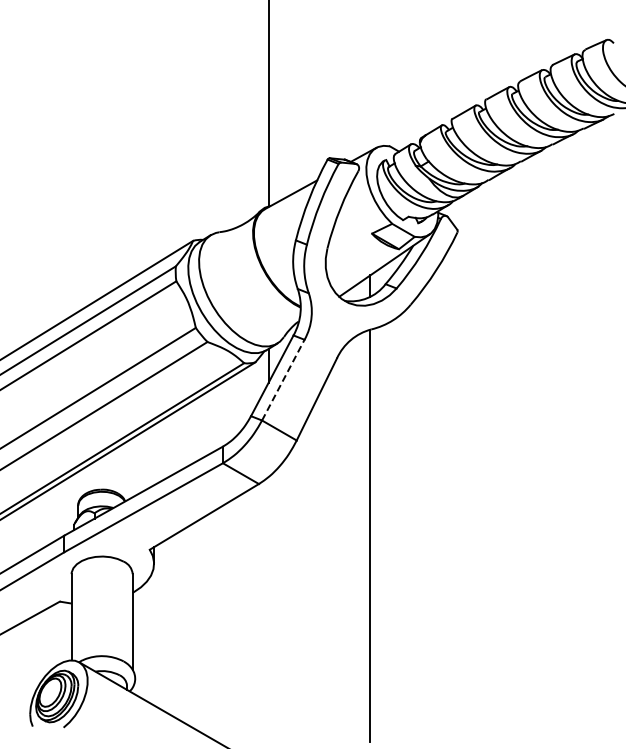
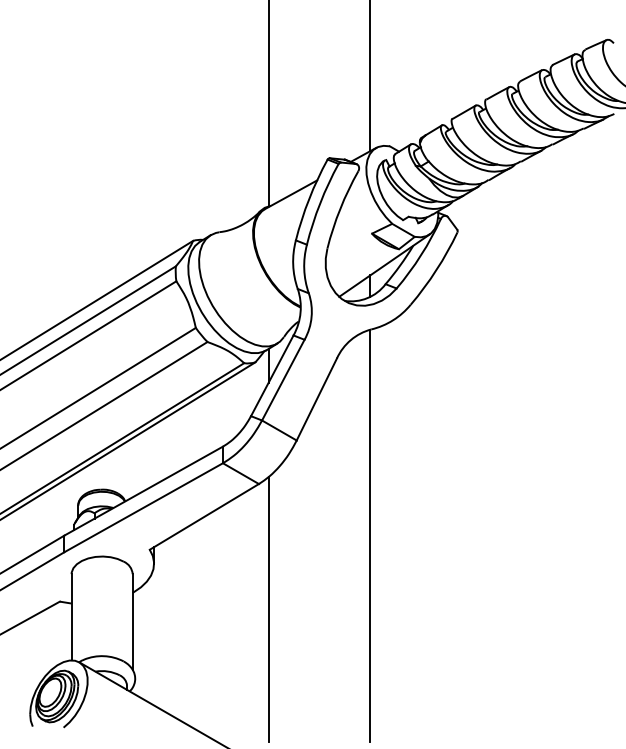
line: none -> present (370, 76)
line: dashed -> solid (283, 380)
line: none -> present (268, 609)
